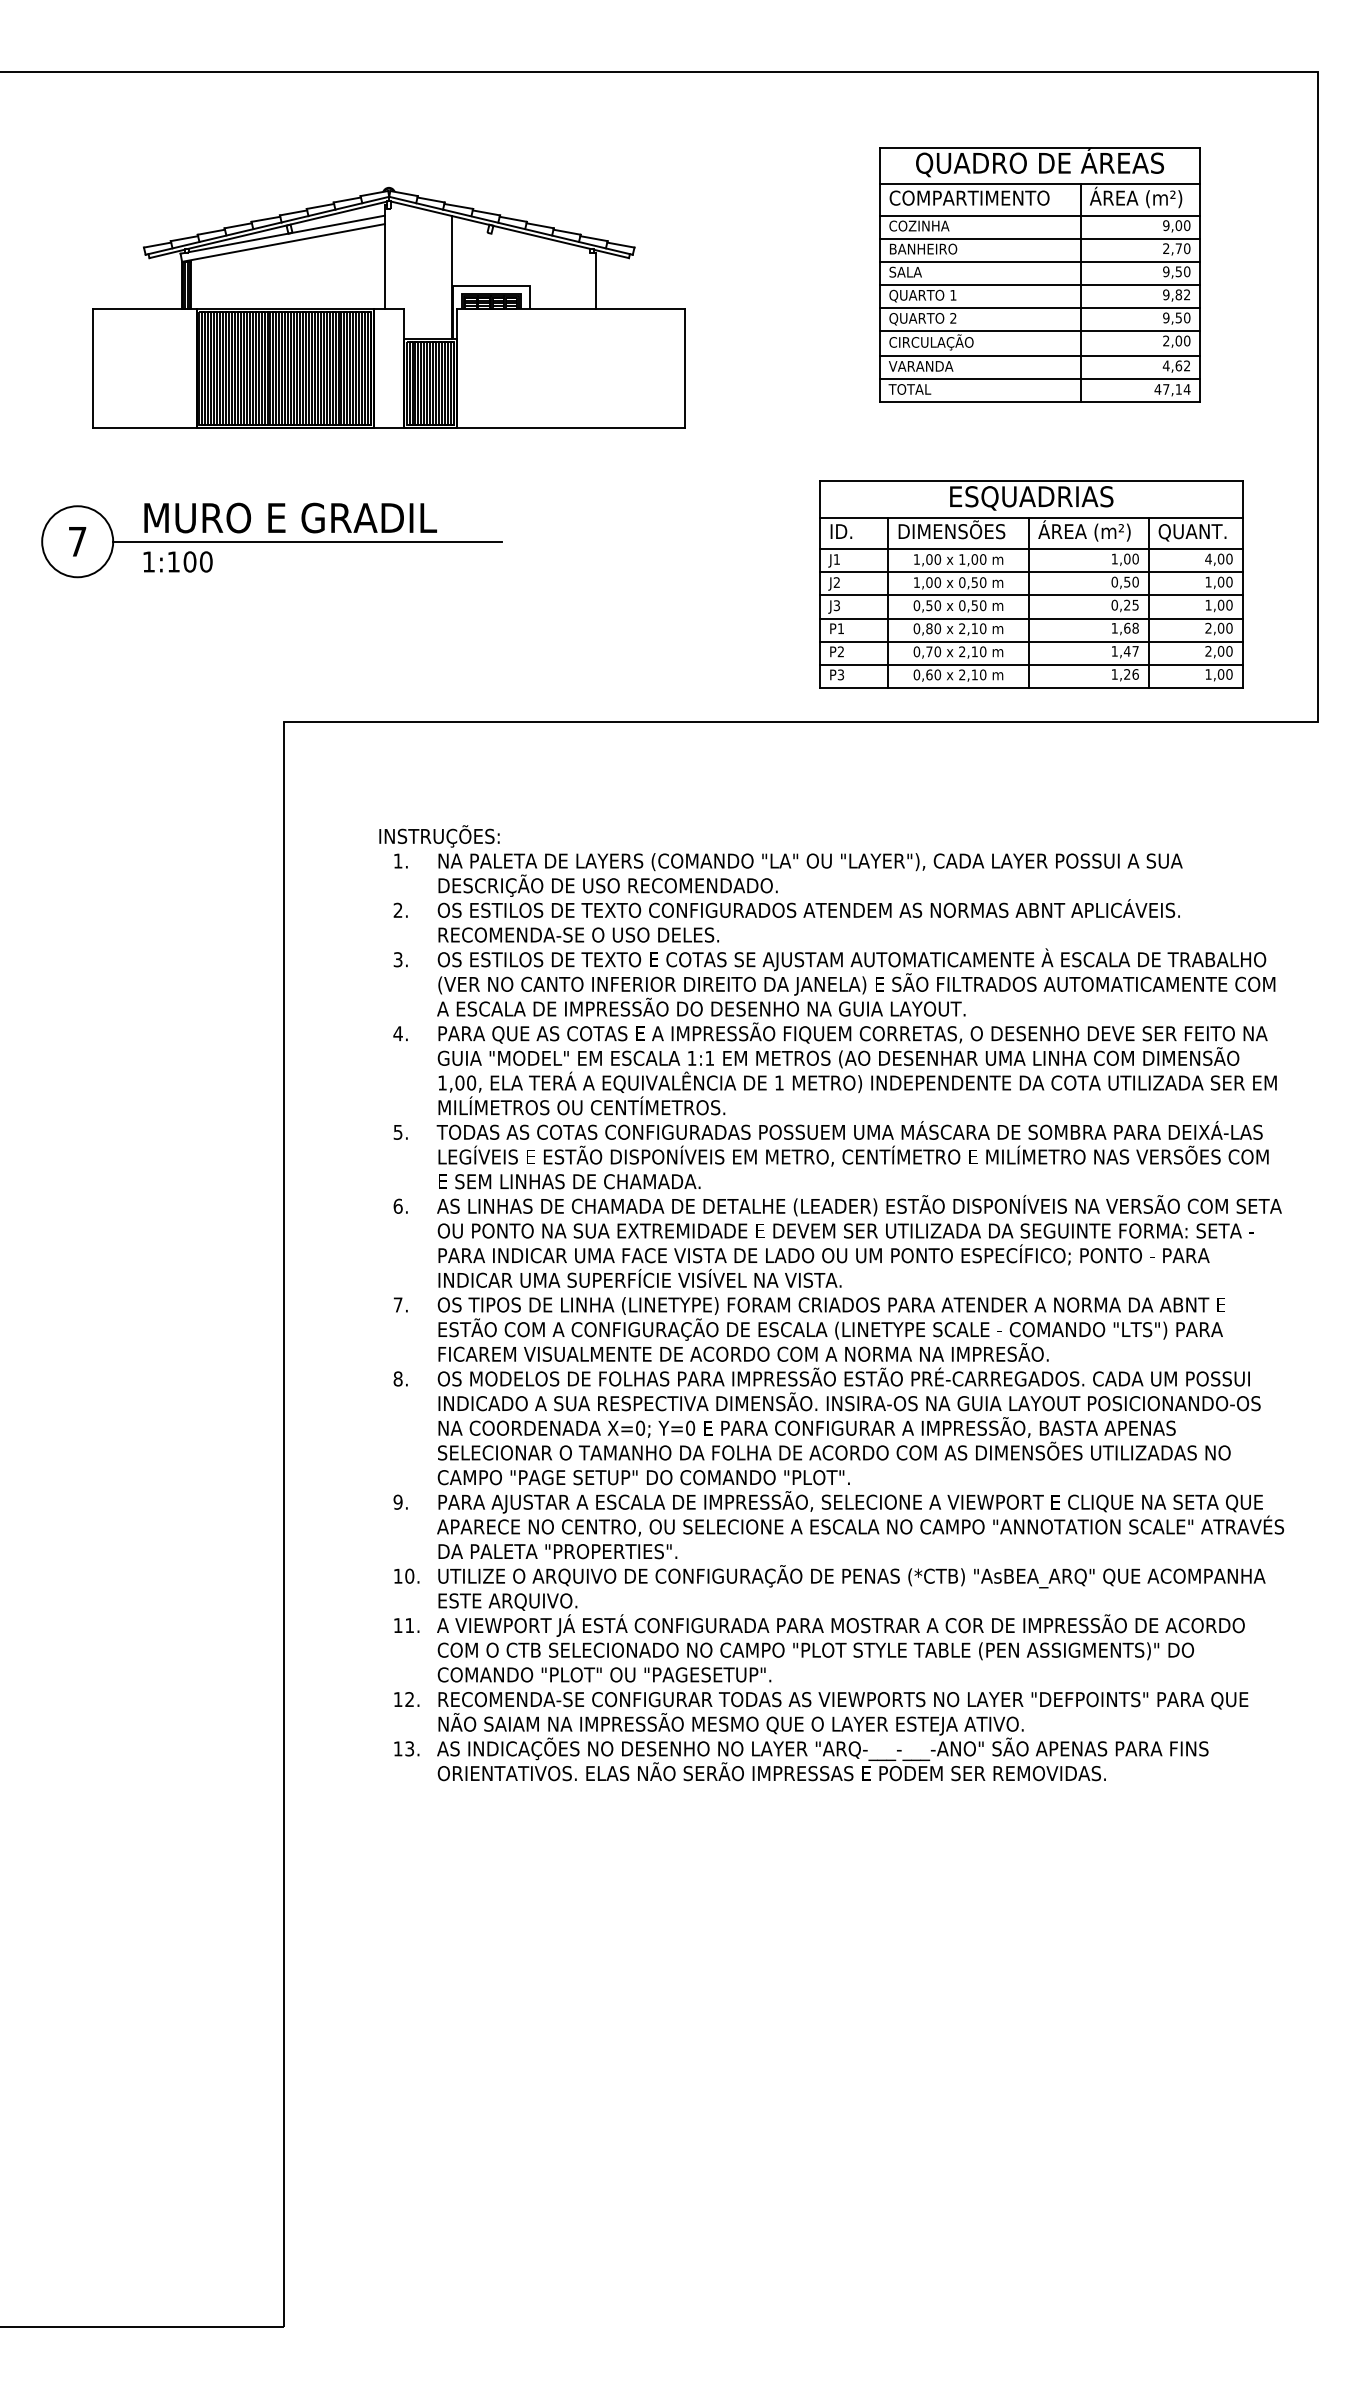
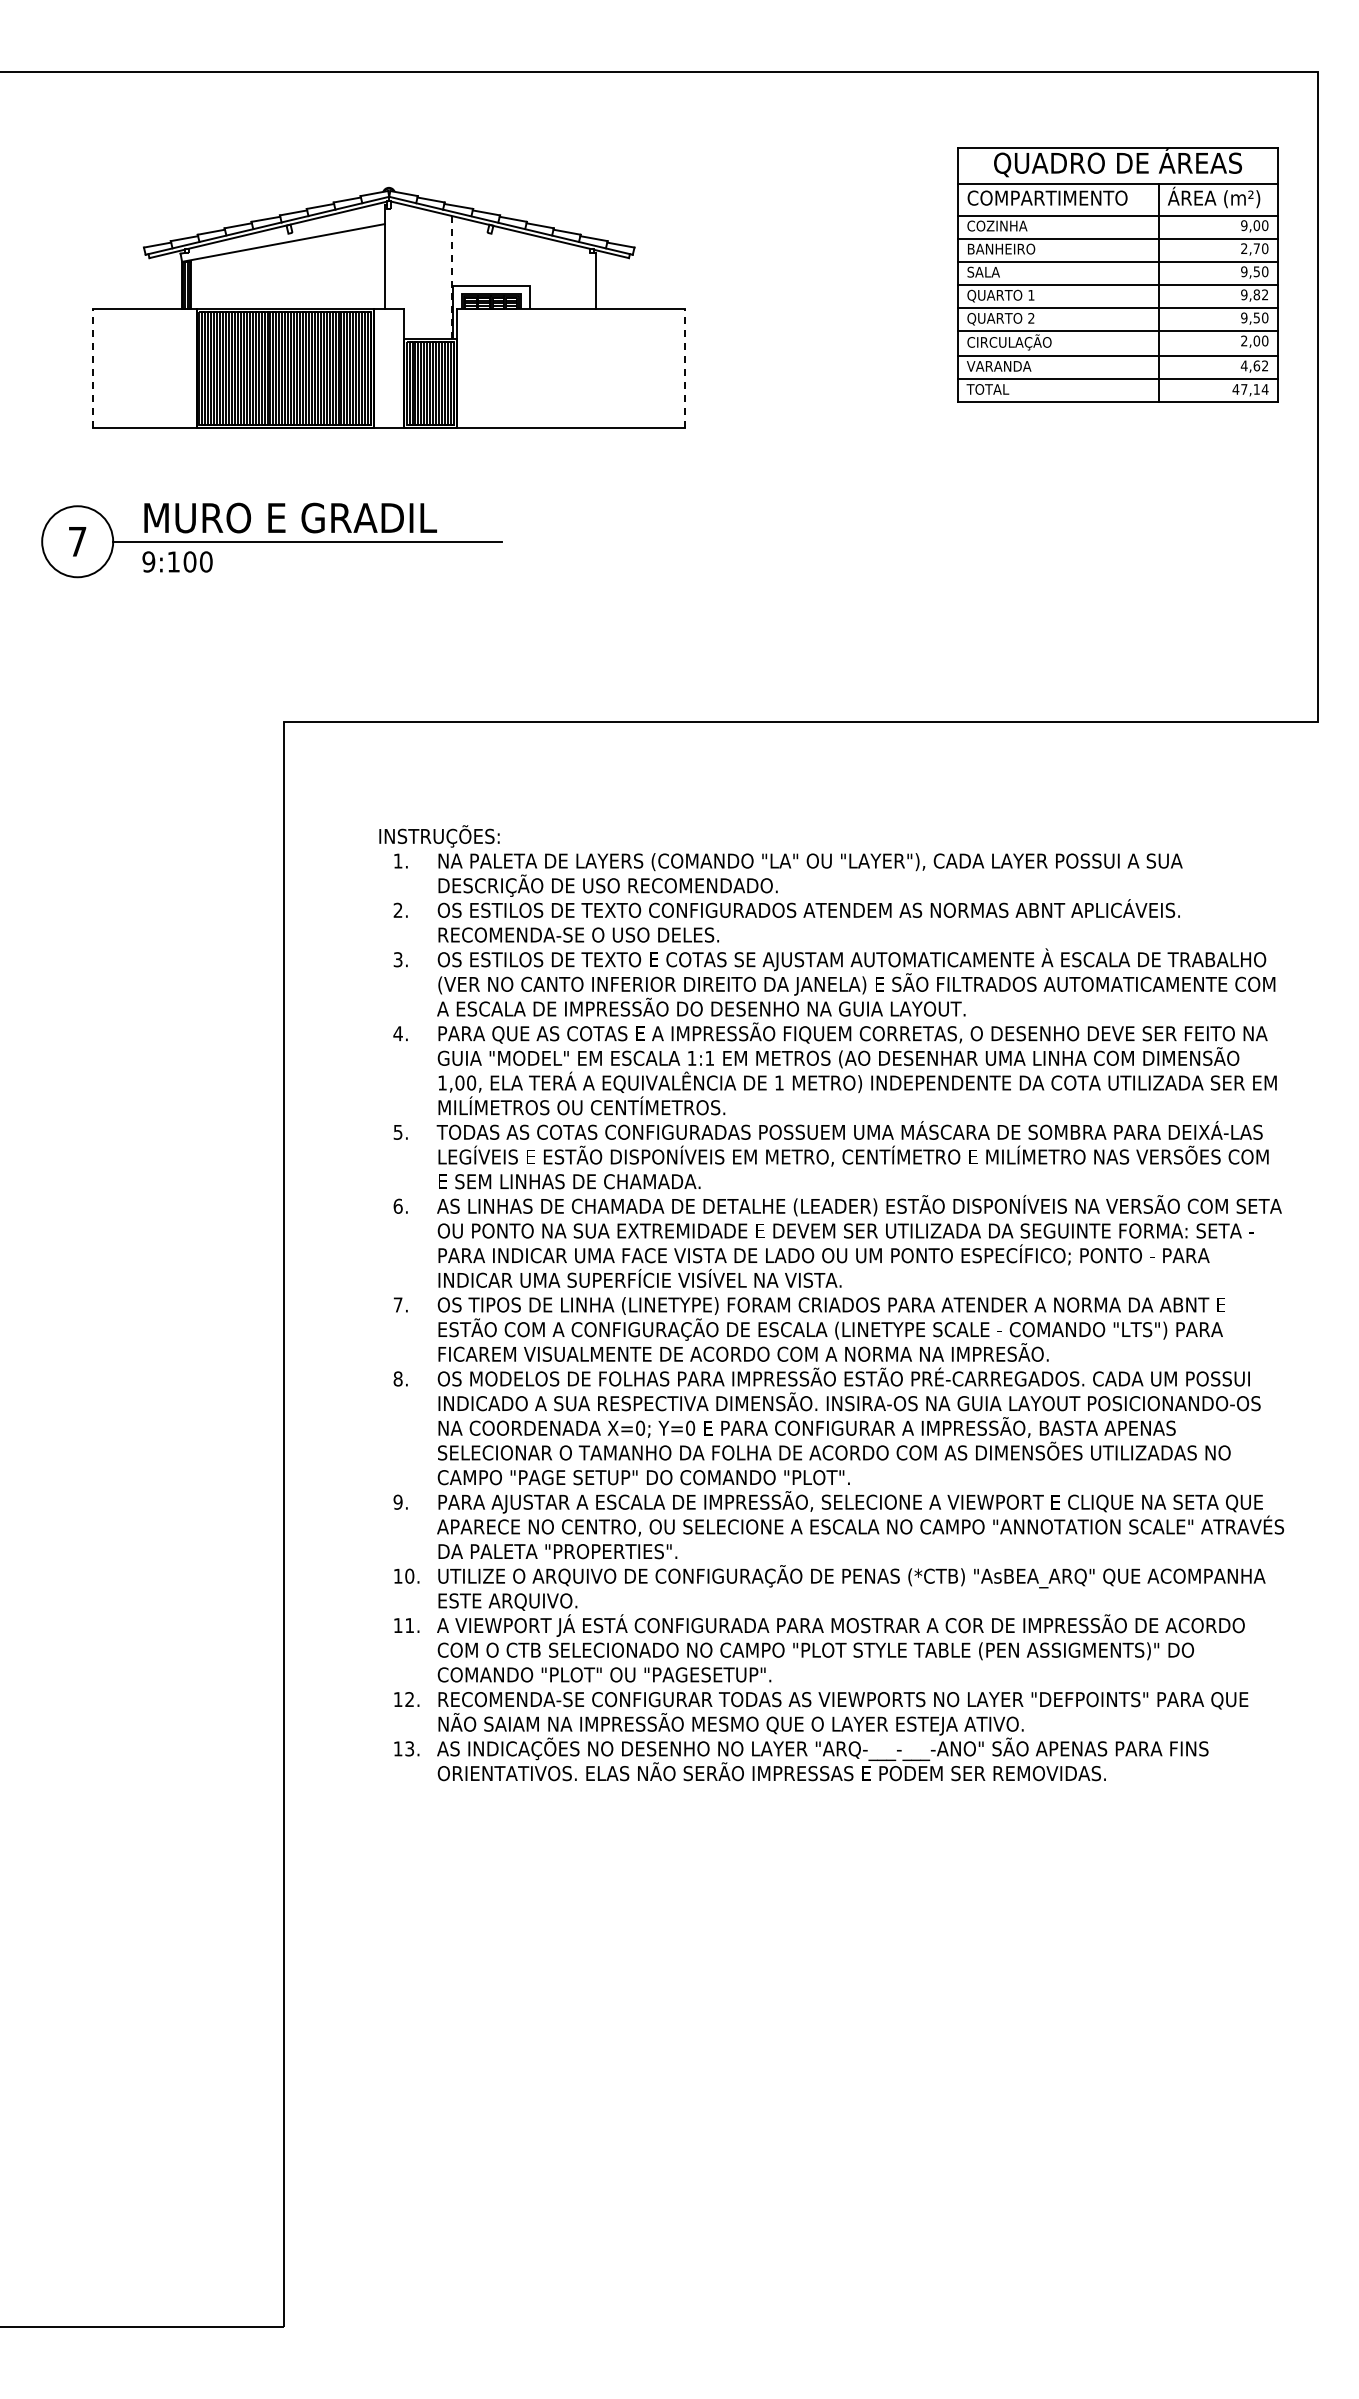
line: present -> none (286, 233)
part position: (1039, 274) -> (1117, 274) (1117, 274)
line: solid -> dashed (451, 277)
line: solid -> dashed (93, 367)
line: solid -> dashed (685, 367)
text: 1:100 -> 9:100 (148, 561)
part: present -> none (1031, 584)
